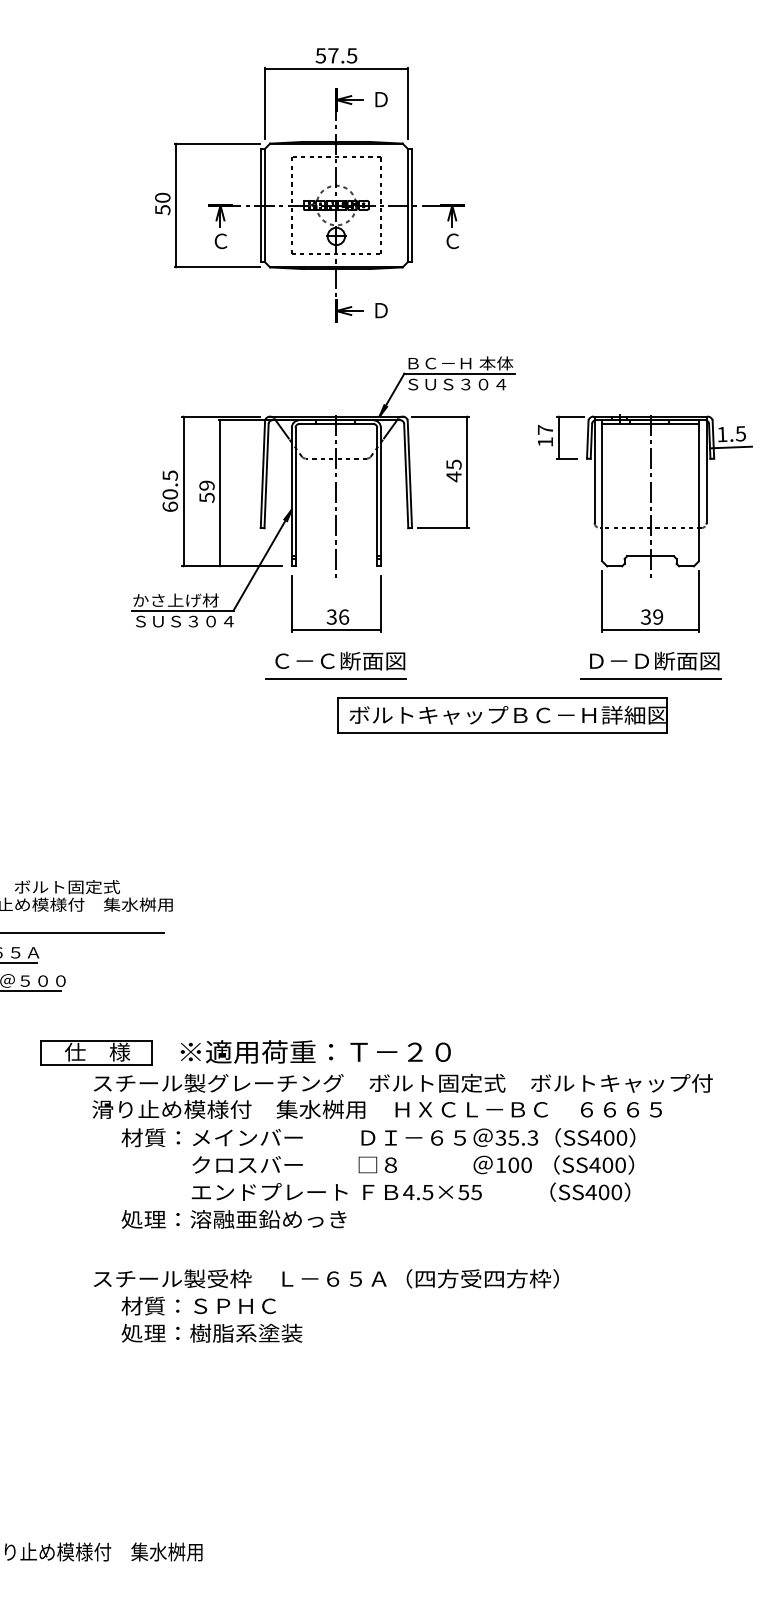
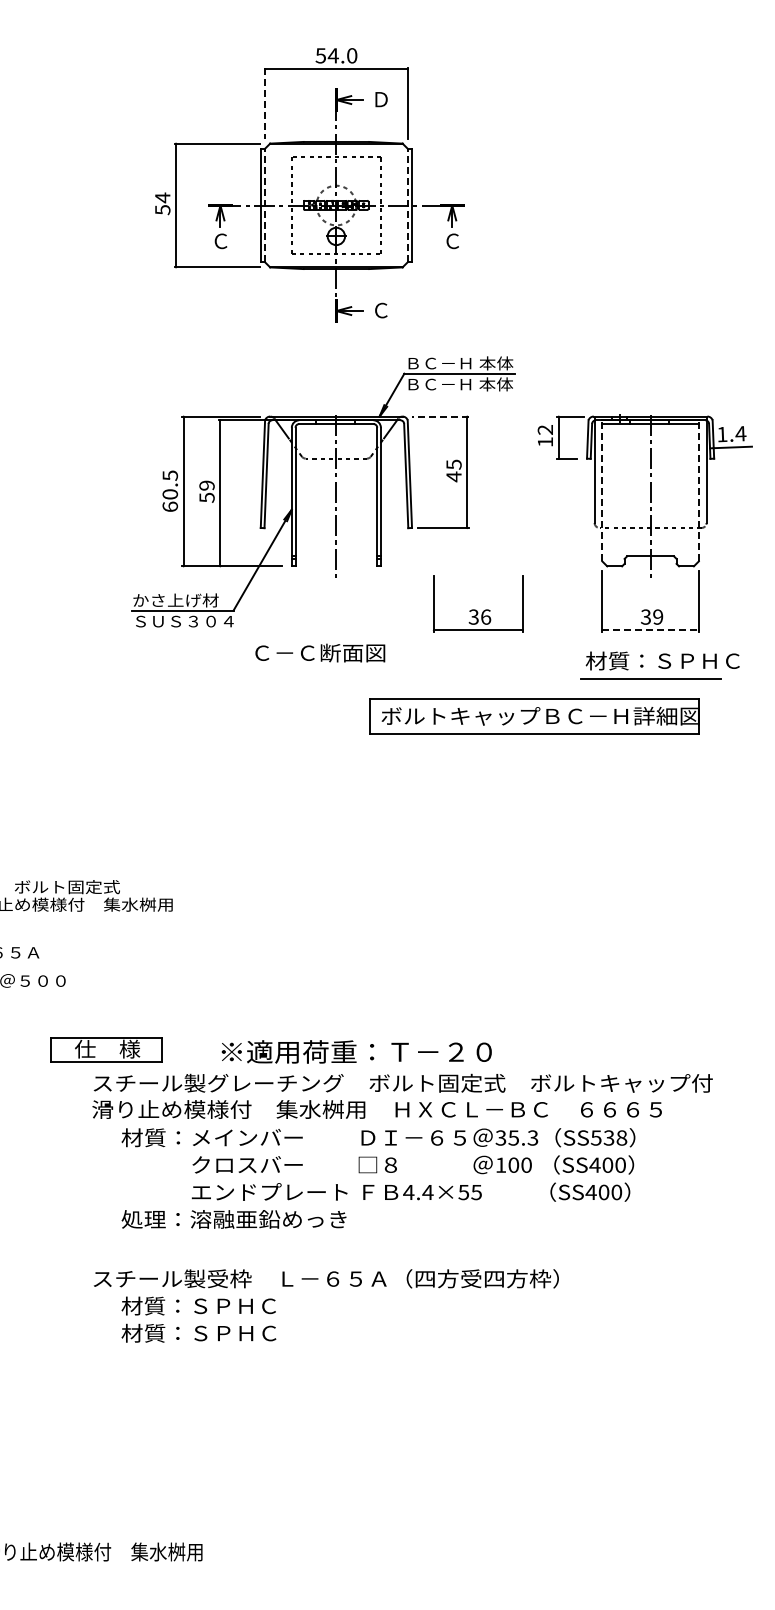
text: 57.5 -> 54.0 (342, 55)
line: solid -> dashed (265, 103)
text: 50 -> 54 (162, 197)
line: solid -> dashed (265, 205)
line: solid -> dashed (407, 205)
text: Ｄ -> Ｃ (381, 310)
text: ＳＵＳ３０４ -> ＢＣ－Ｈ 本体 (460, 384)
line: solid -> dashed (440, 416)
text: 17 -> 12 (544, 429)
text: 1.5 -> 1.4 (740, 433)
line: solid -> dashed (602, 490)
line: solid -> dashed (698, 490)
part position: (333, 609) -> (475, 609) (475, 609)
line: solid -> dashed (651, 630)
text position: (340, 660) -> (320, 652) (320, 652)
text: Ｄ－Ｄ断面図 -> 材質：ＳＰＨＣ (662, 660)
line: present -> none (336, 679)
part position: (502, 715) -> (534, 716) (534, 716)
line: present -> none (83, 932)
line: present -> none (19, 962)
line: present -> none (31, 991)
text position: (315, 1051) -> (356, 1051) (356, 1051)
part position: (96, 1052) -> (106, 1049) (106, 1049)
text: SS400 -> SS538 (608, 1137)
text: 4.5×55 -> 4.4×55 (427, 1192)
text: 処理：樹脂系塗装 -> 材質：ＳＰＨＣ (211, 1332)
